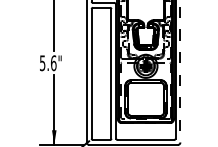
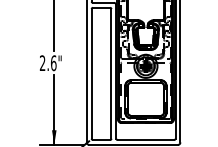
text: 5.6" -> 2.6" (42, 63)
line: dashed -> solid (180, 71)
